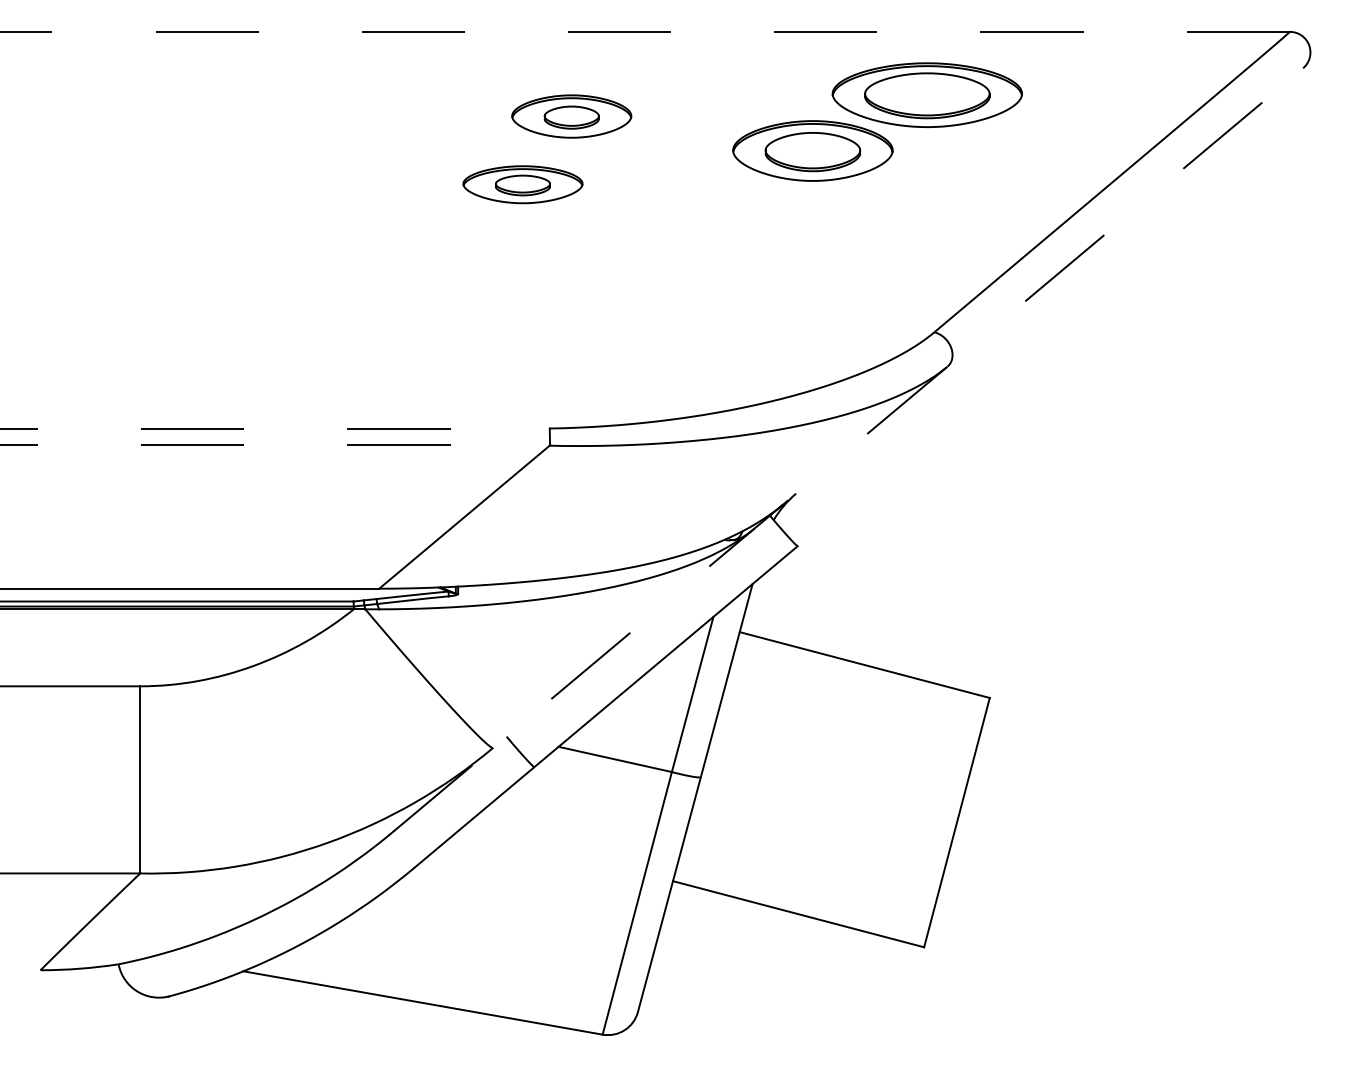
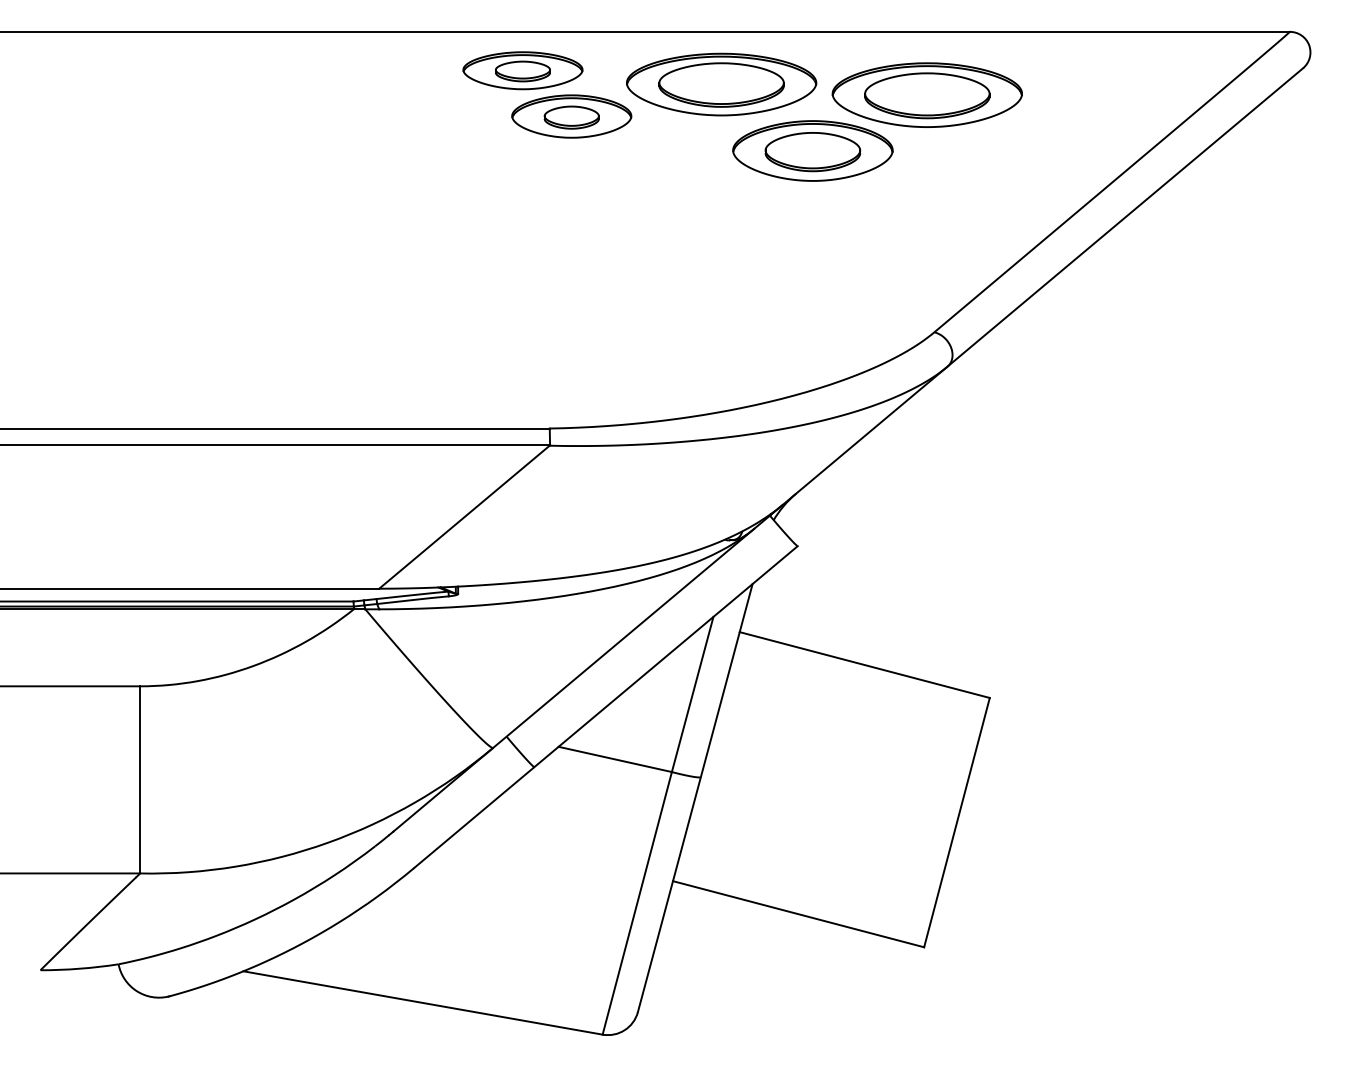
line: dashed -> solid (644, 31)
part: none -> present (721, 84)
part position: (522, 184) -> (522, 70) (522, 70)
line: dashed -> solid (275, 428)
line: dashed -> solid (275, 445)
line: dashed -> solid (848, 449)
